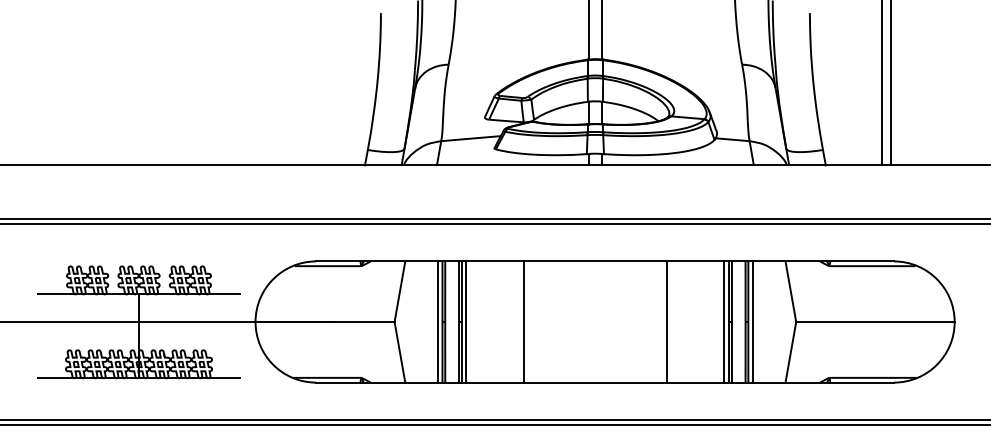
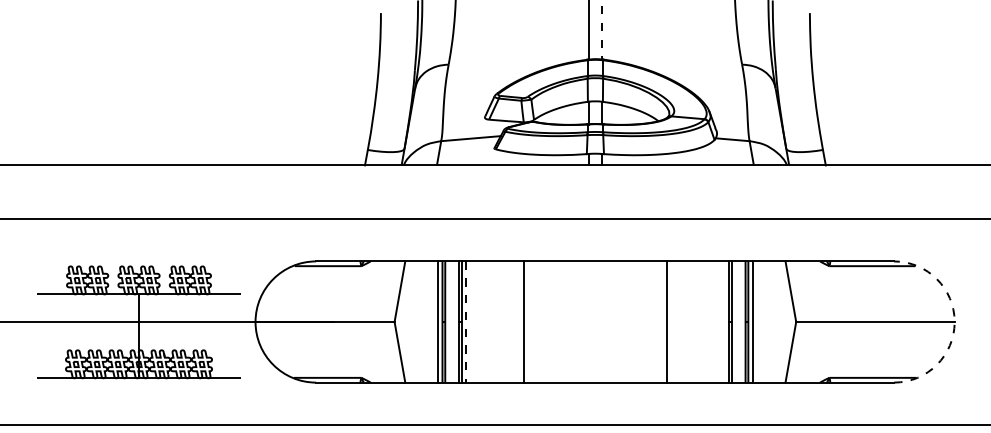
line: solid -> dashed (601, 29)
line: present -> none (882, 83)
line: present -> none (891, 83)
line: present -> none (494, 224)
line: present -> none (724, 321)
line: solid -> dashed (466, 322)
arc: solid -> dashed (954, 322)
line: present -> none (494, 419)
